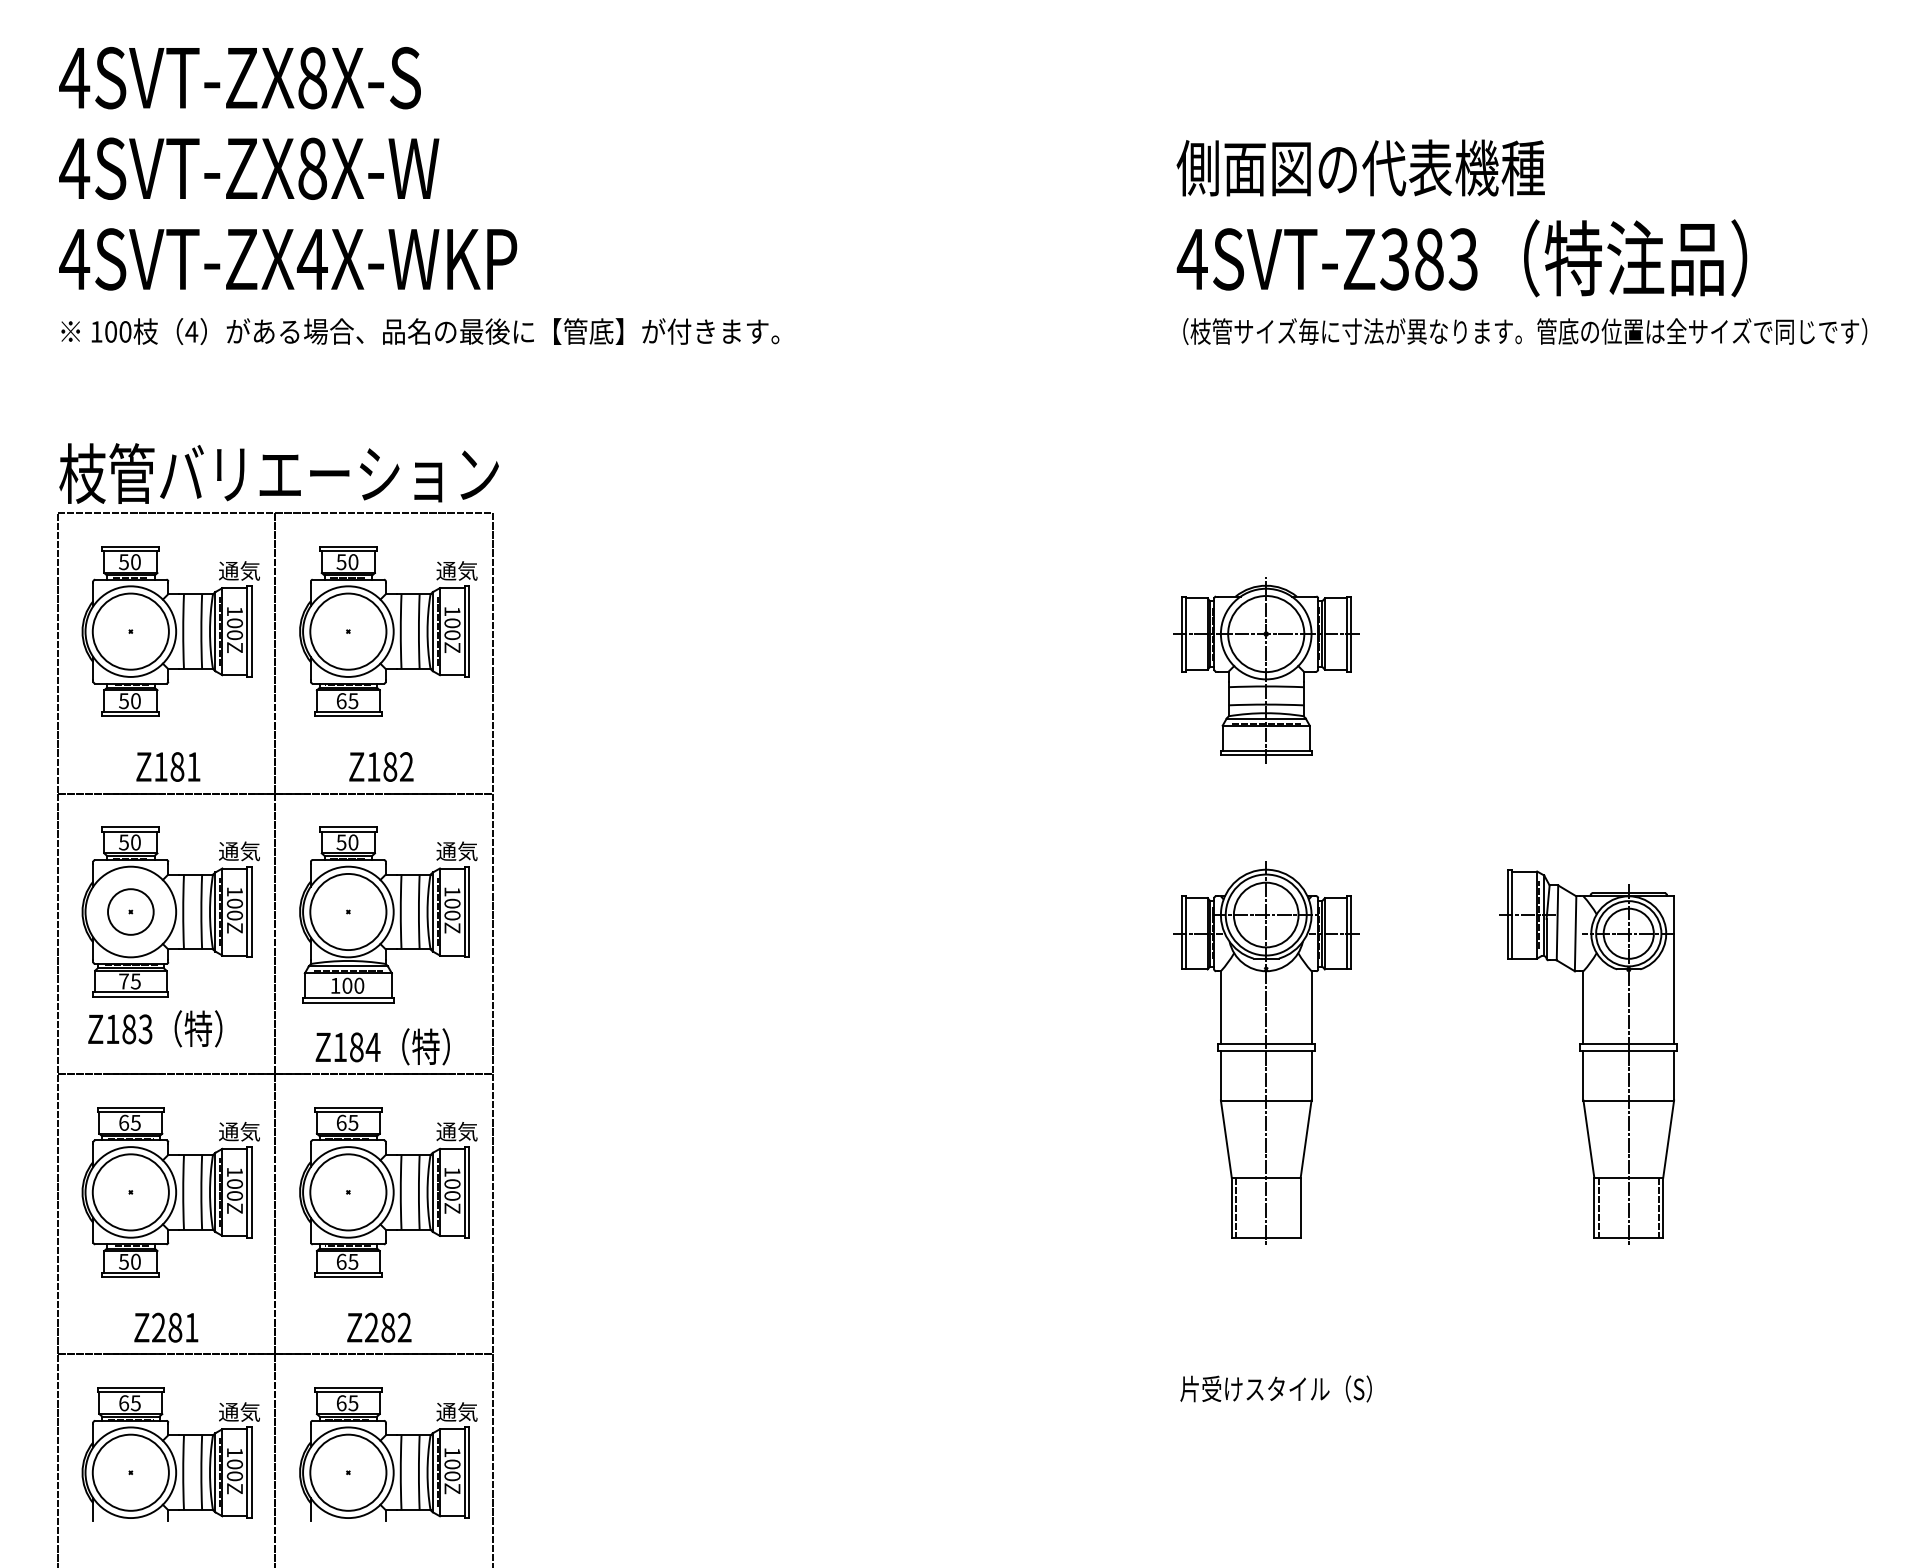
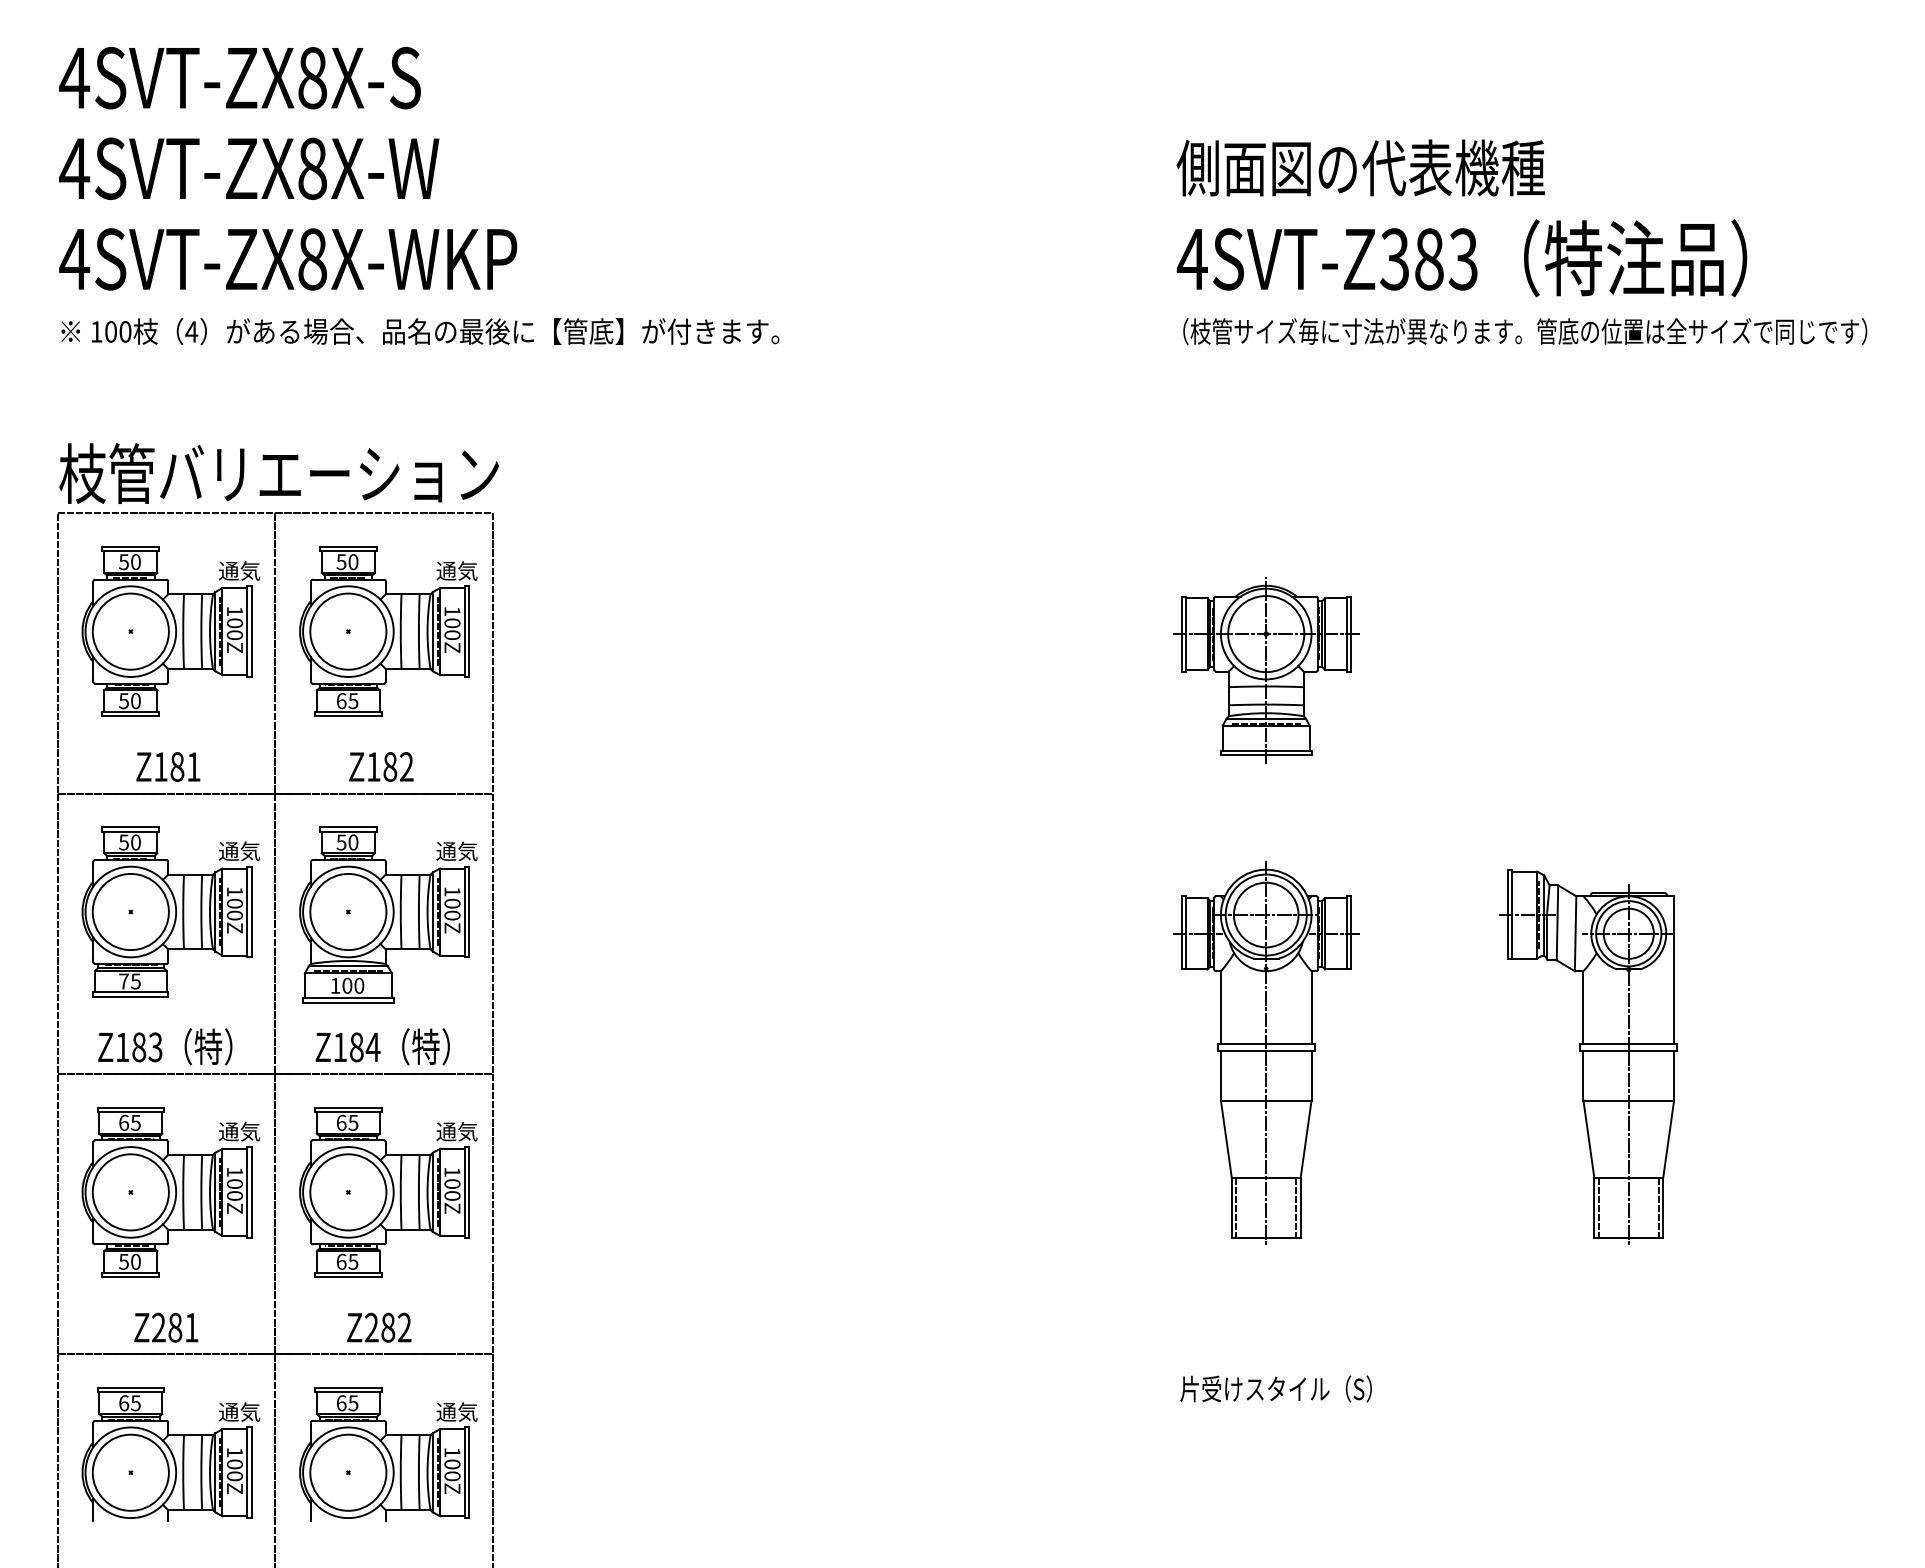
text: 4SVT-ZX4X-WKP -> 4SVT-ZX8X-WKP (311, 259)
circle diameter: 46 px -> 76 px (130, 911)
text position: (155, 1028) -> (165, 1046) (165, 1046)
line: none -> present (1296, 1207)
